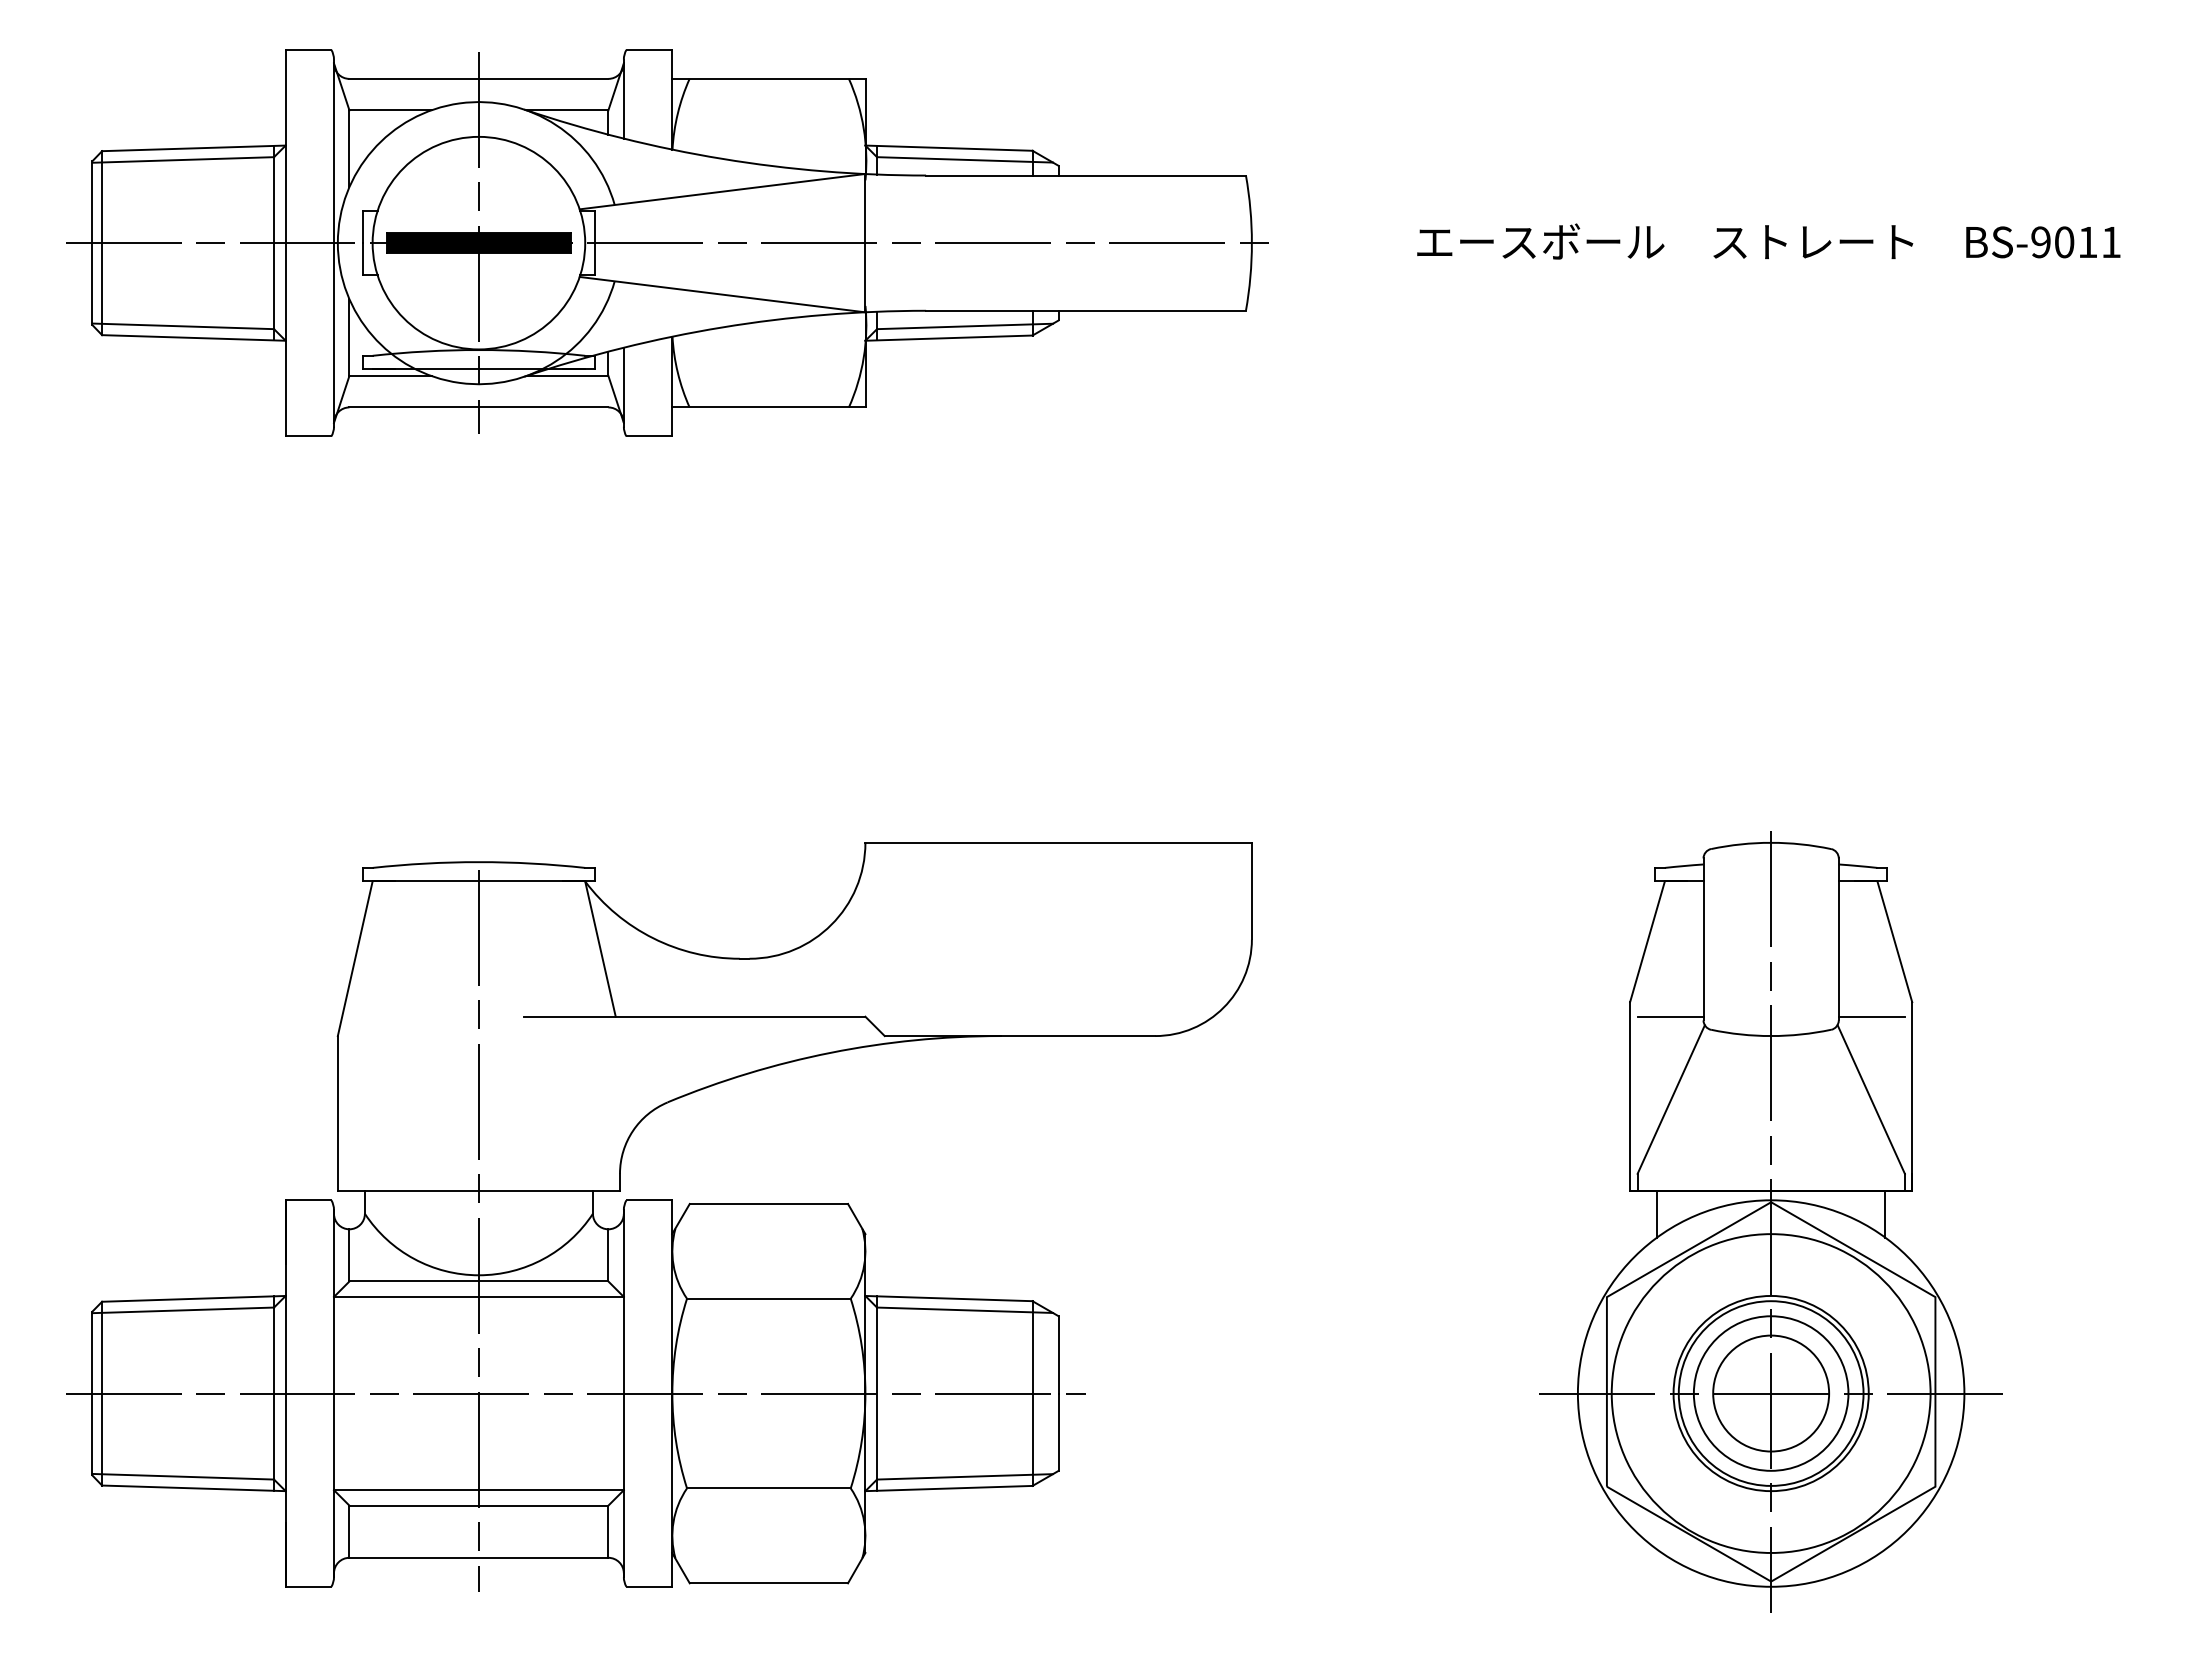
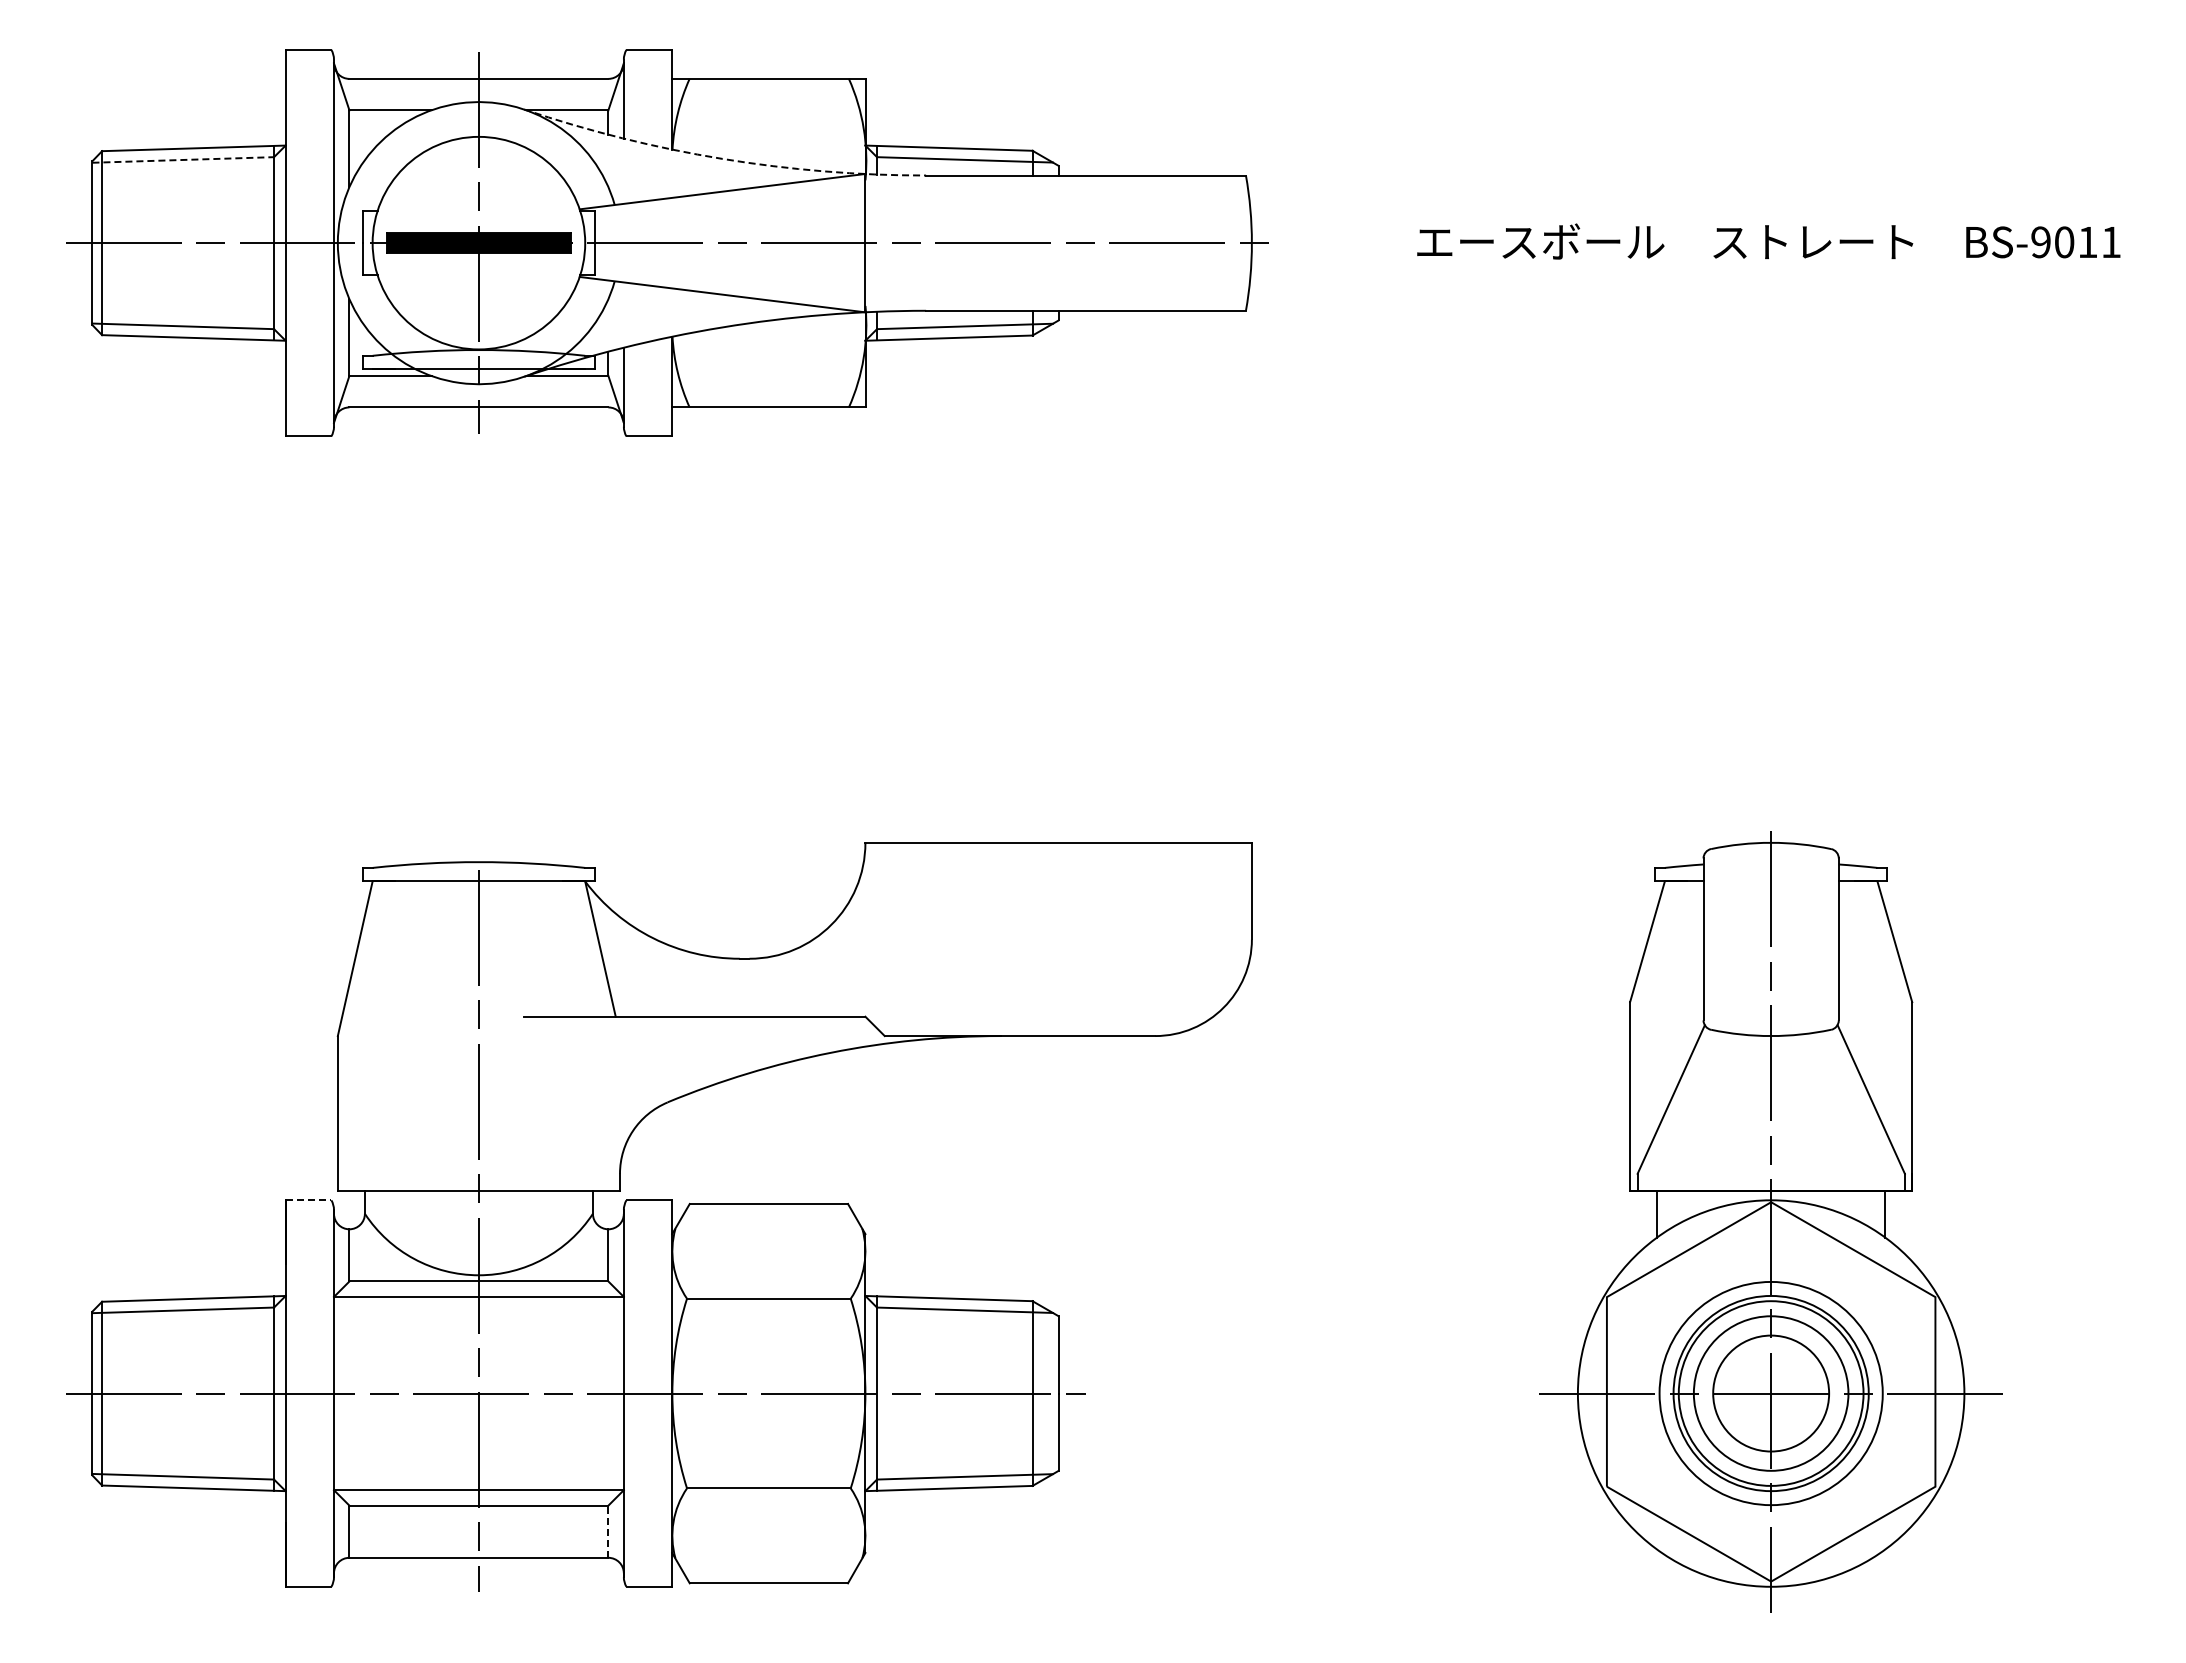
arc: solid -> dashed (722, 158)
line: solid -> dashed (183, 159)
line: present -> none (1670, 1016)
line: present -> none (1871, 1016)
line: solid -> dashed (308, 1200)
circle diameter: 319 px -> 223 px (1770, 1393)
line: solid -> dashed (608, 1531)
